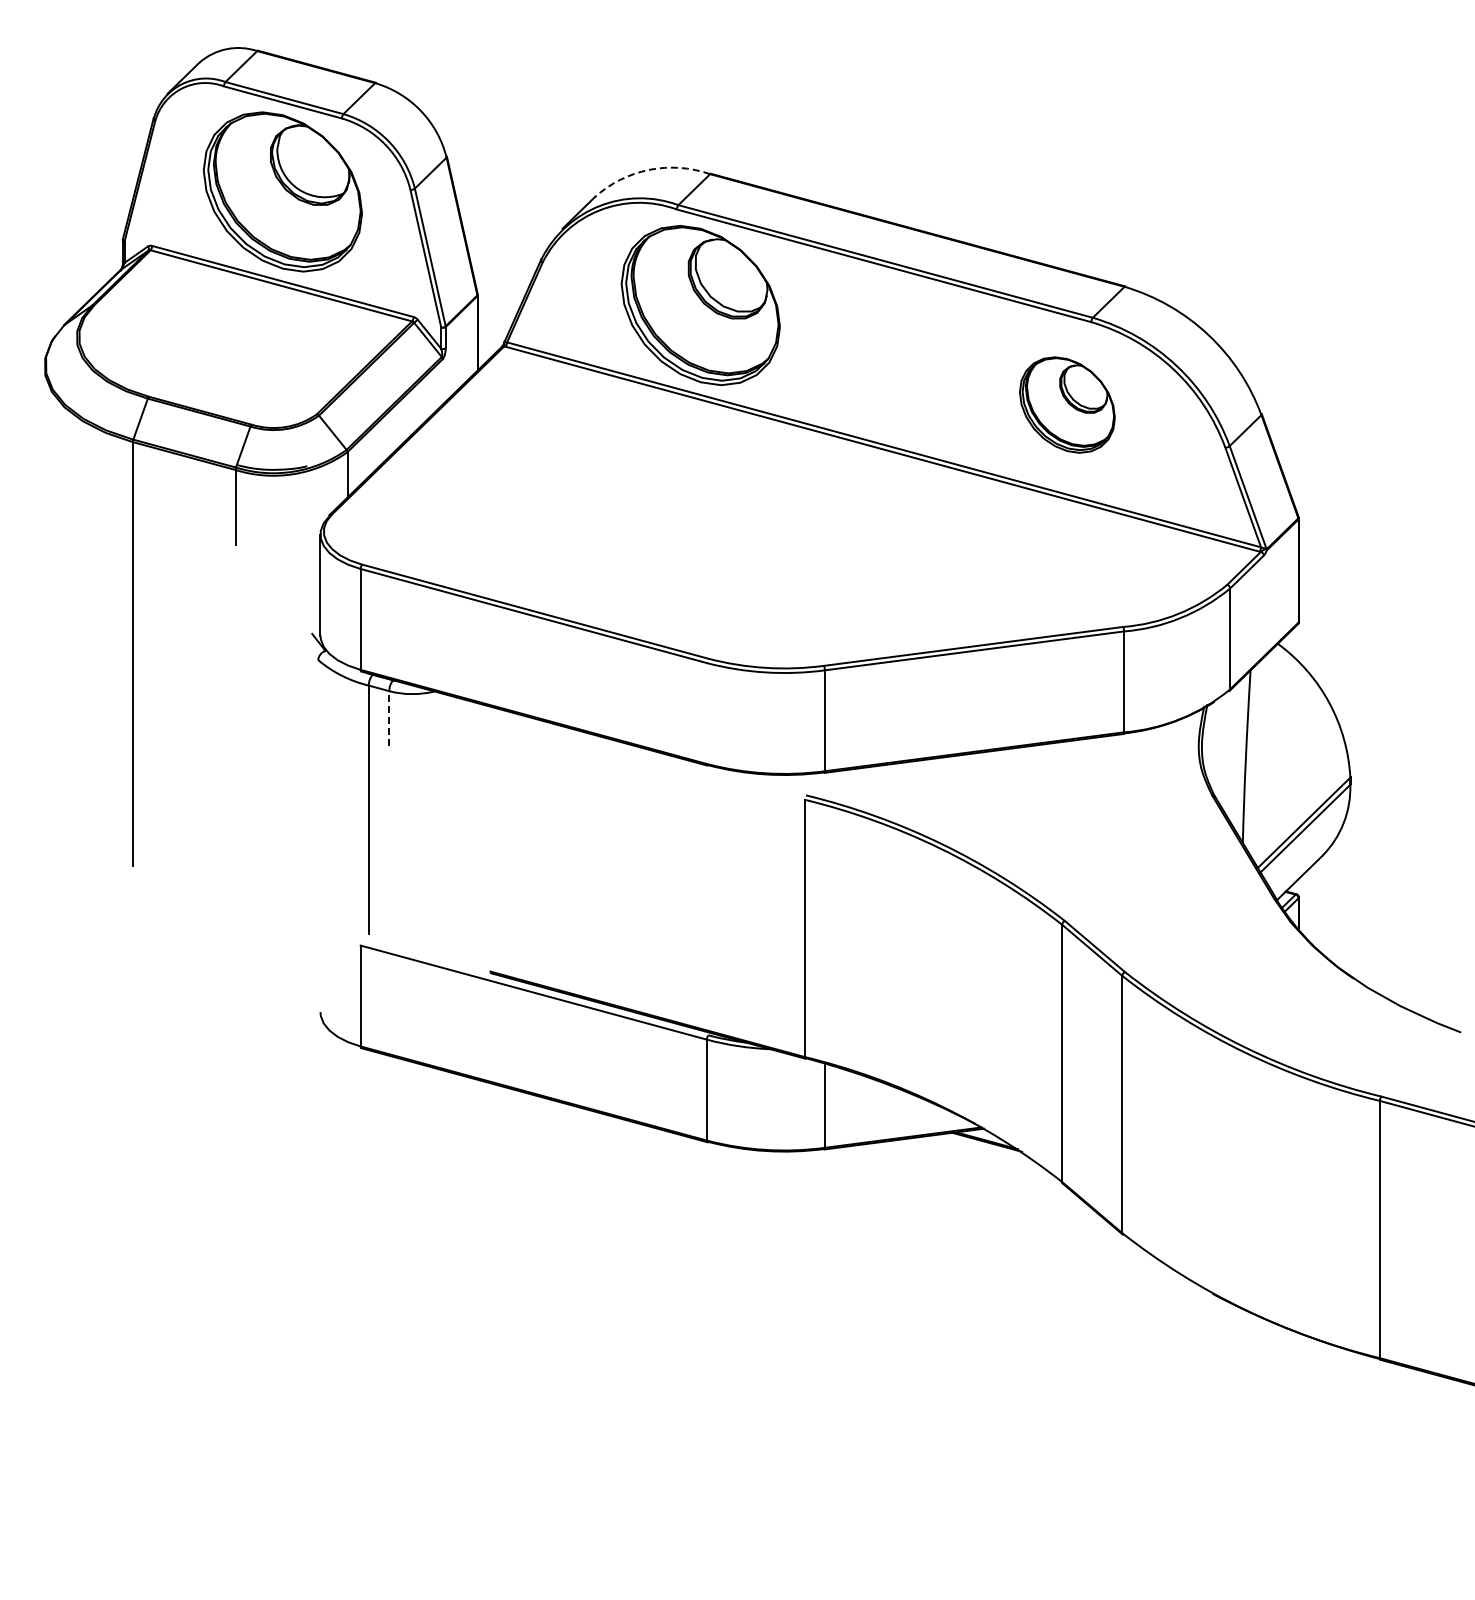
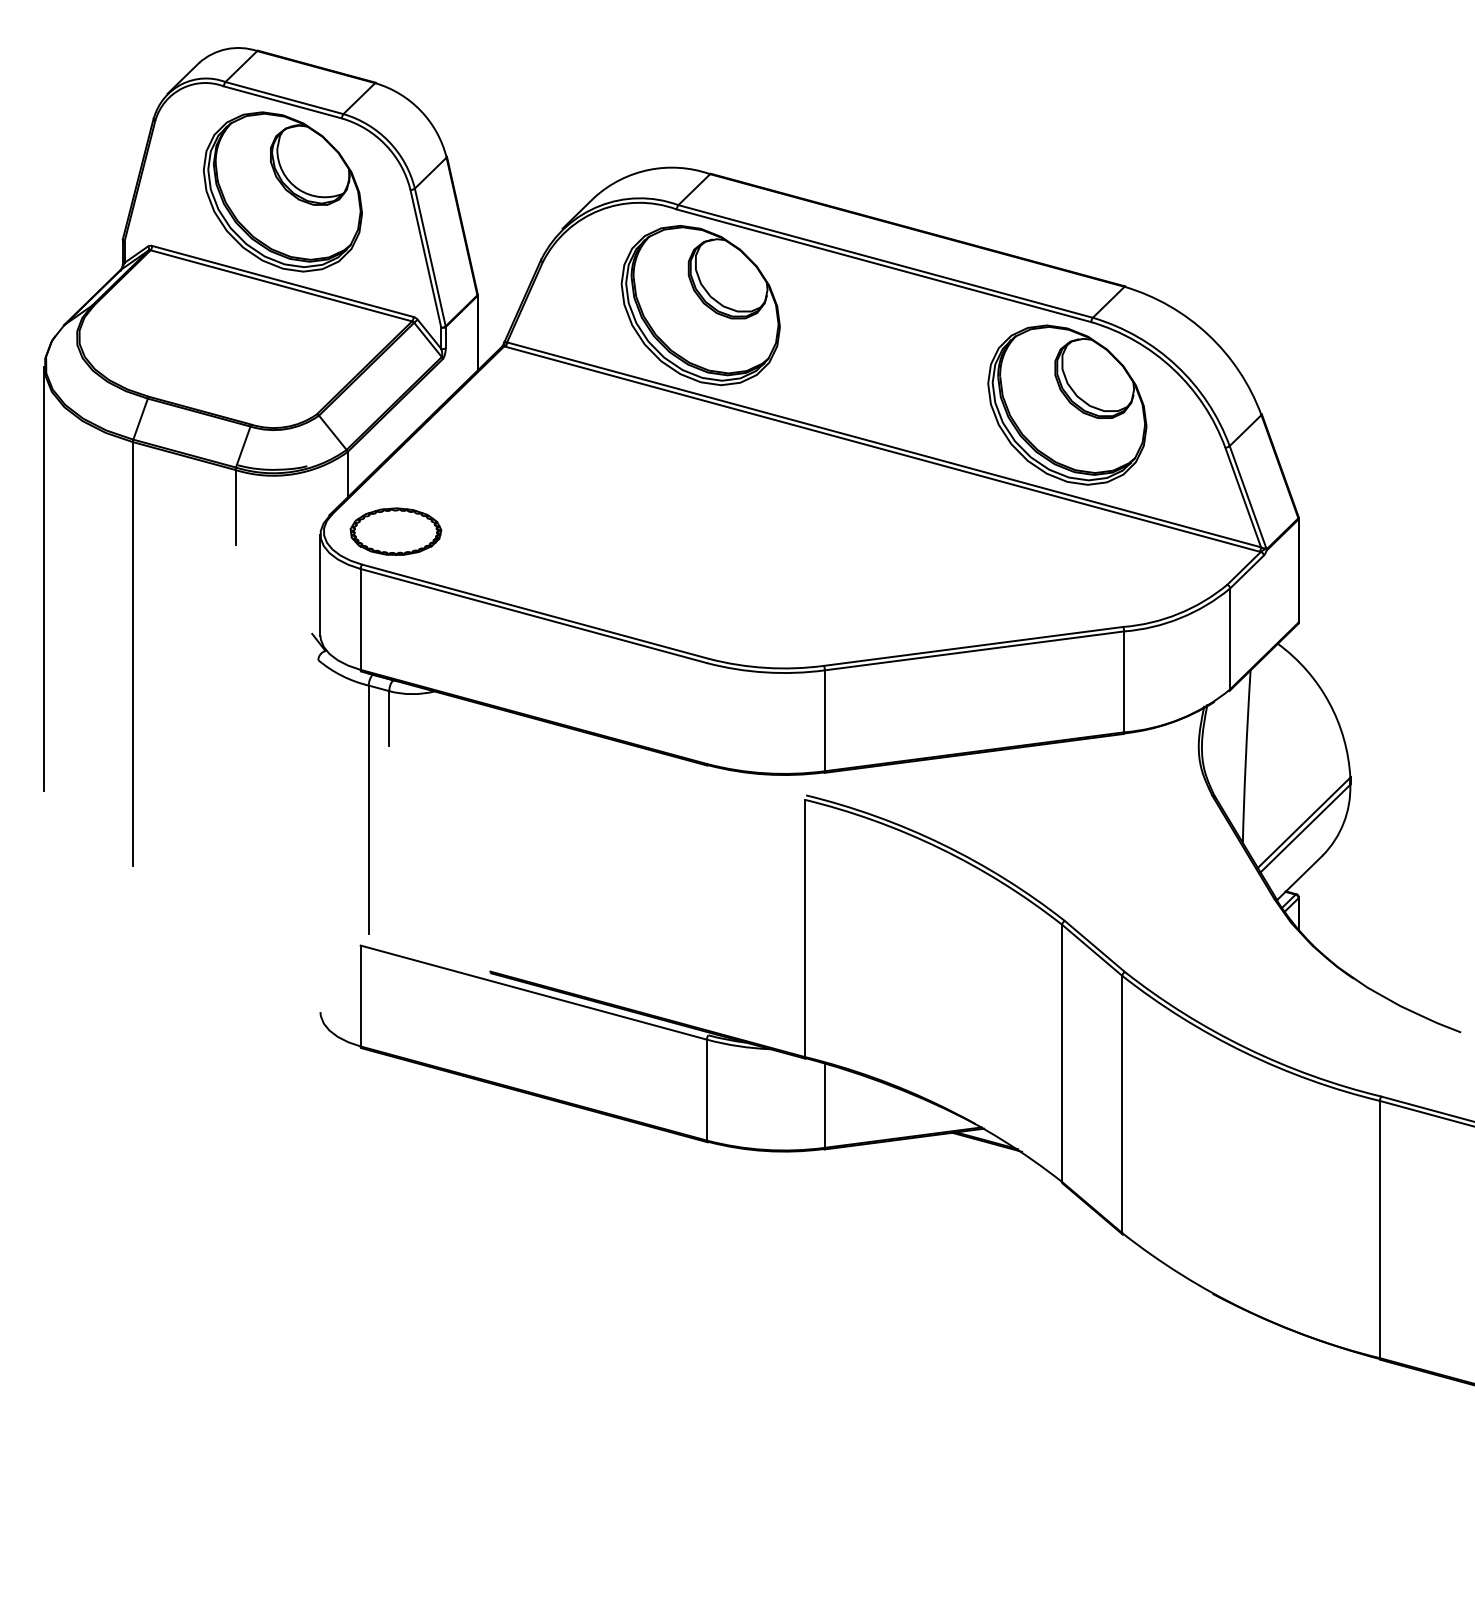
arc: dashed -> solid (649, 169)
part size: 97x98 px -> 161x162 px (1067, 404)
part: none -> present (395, 531)
line: none -> present (44, 578)
line: dashed -> solid (389, 718)
